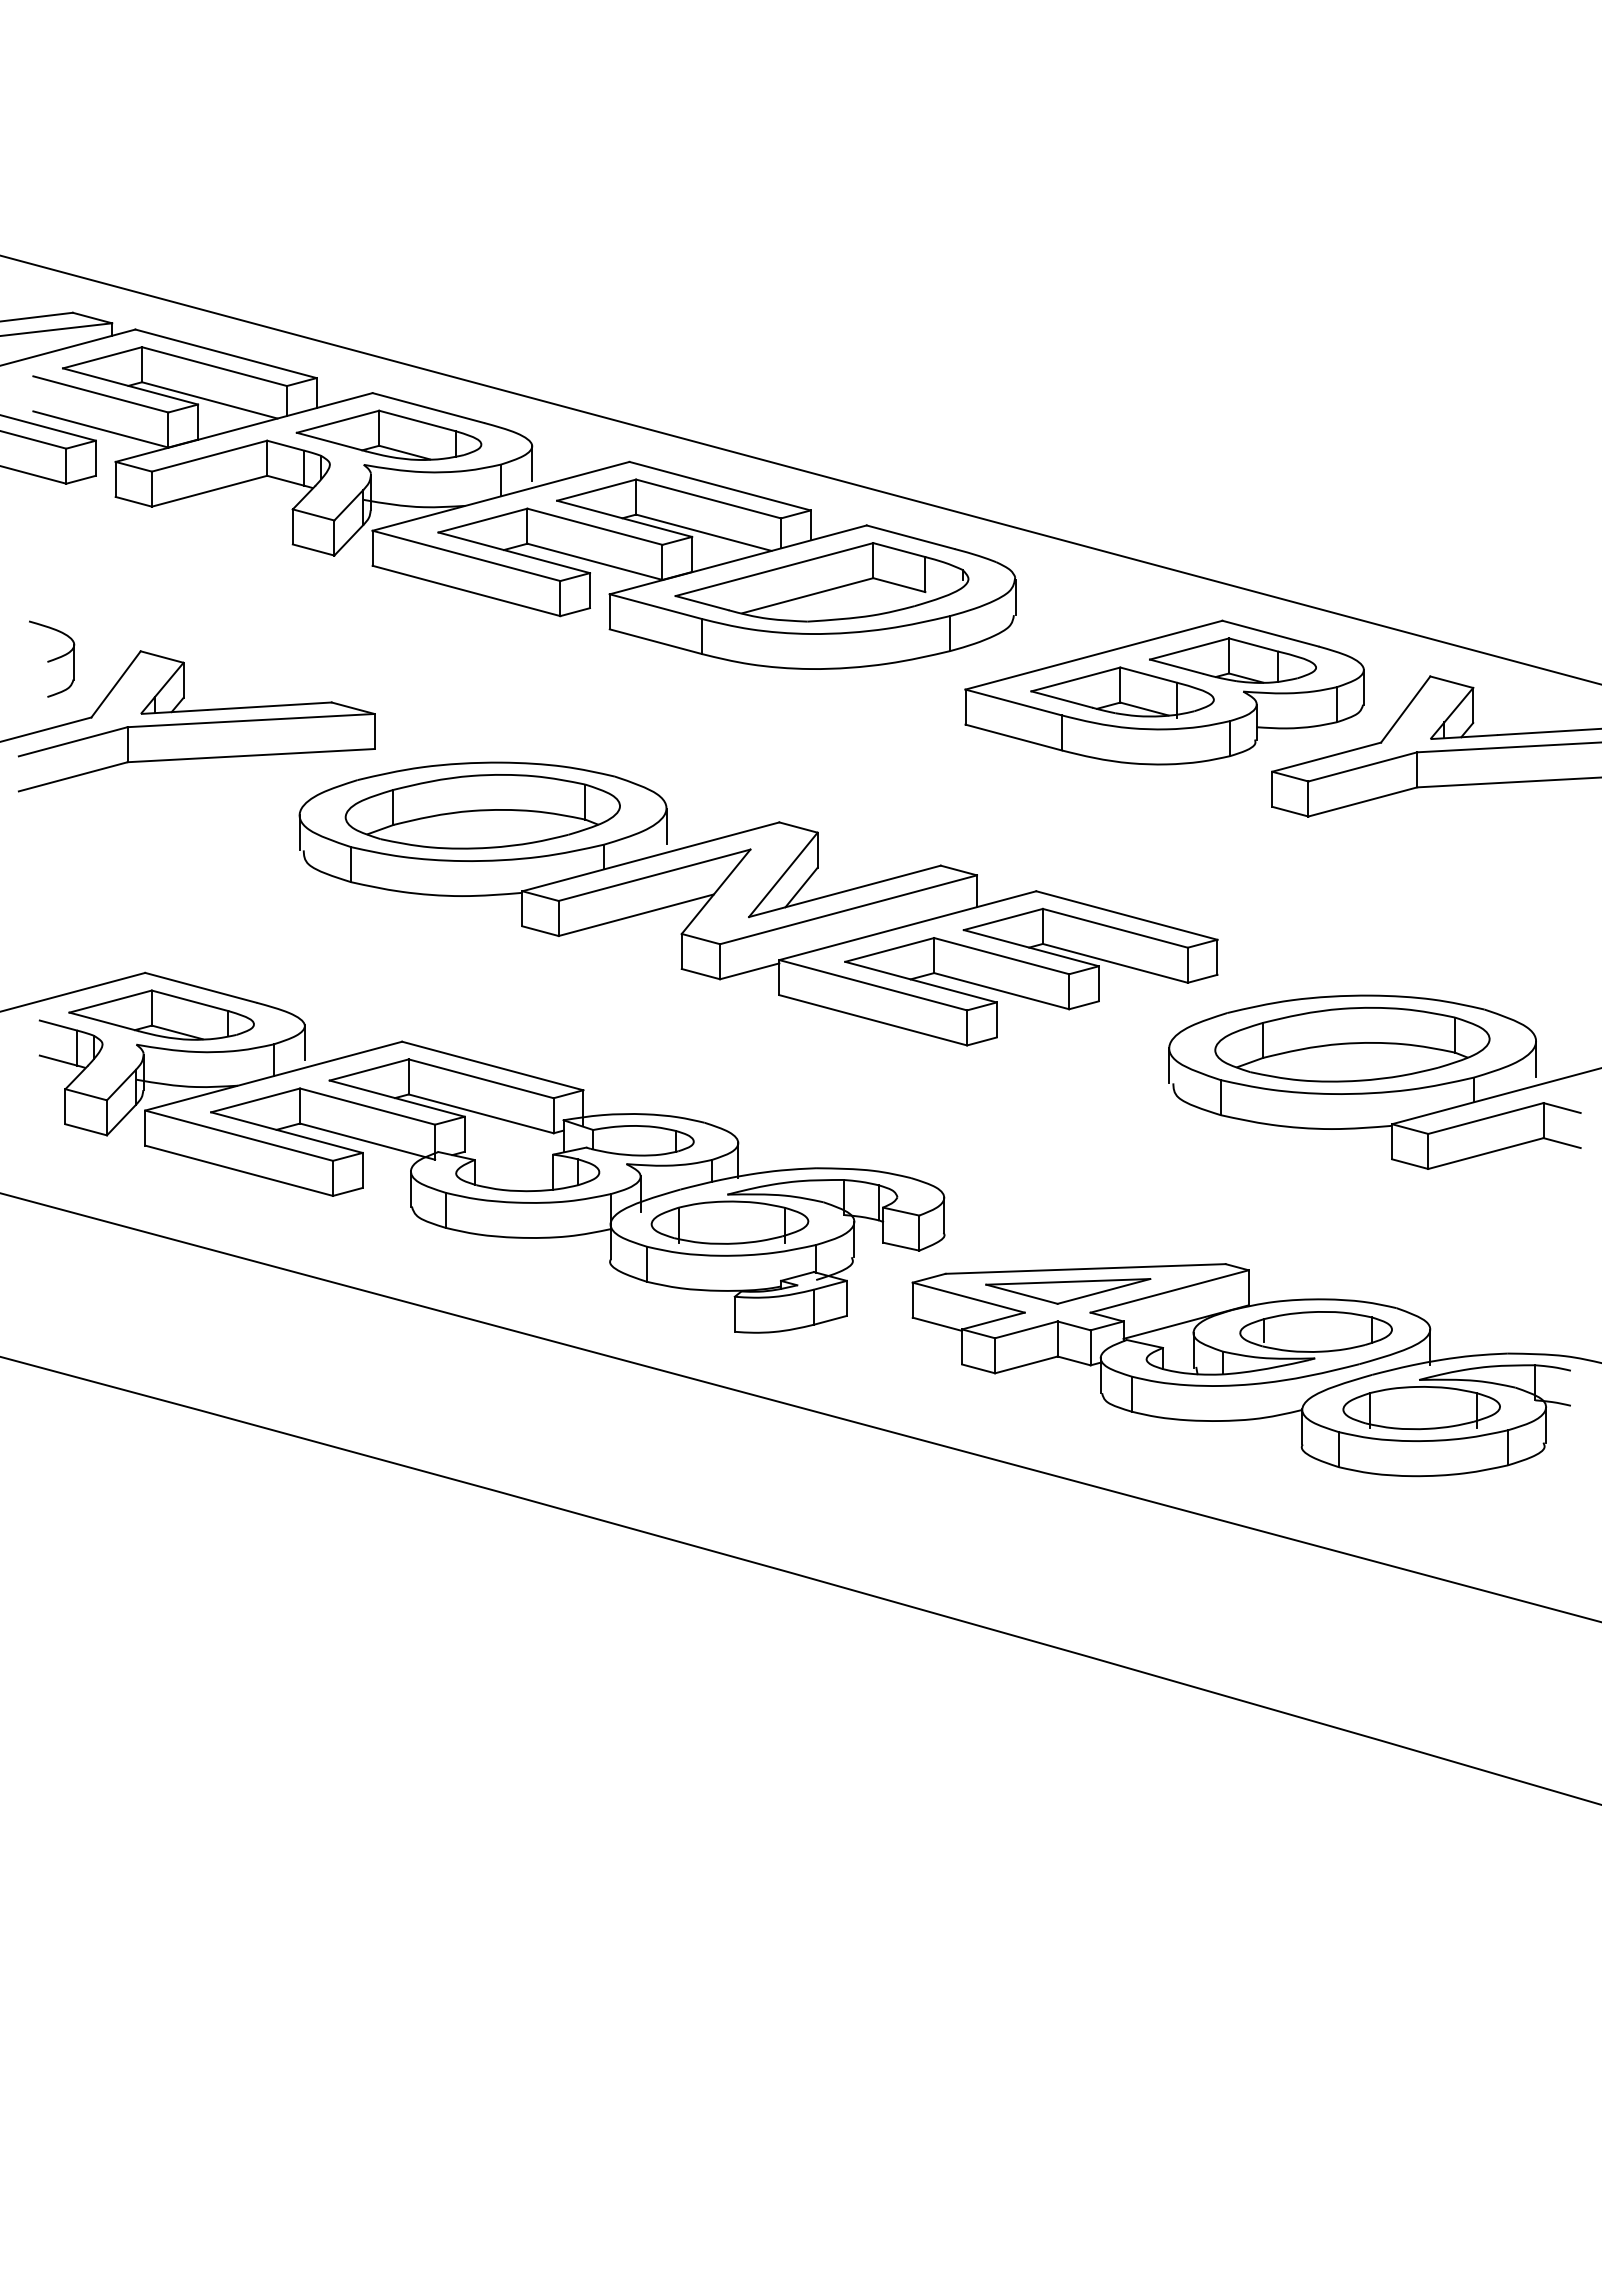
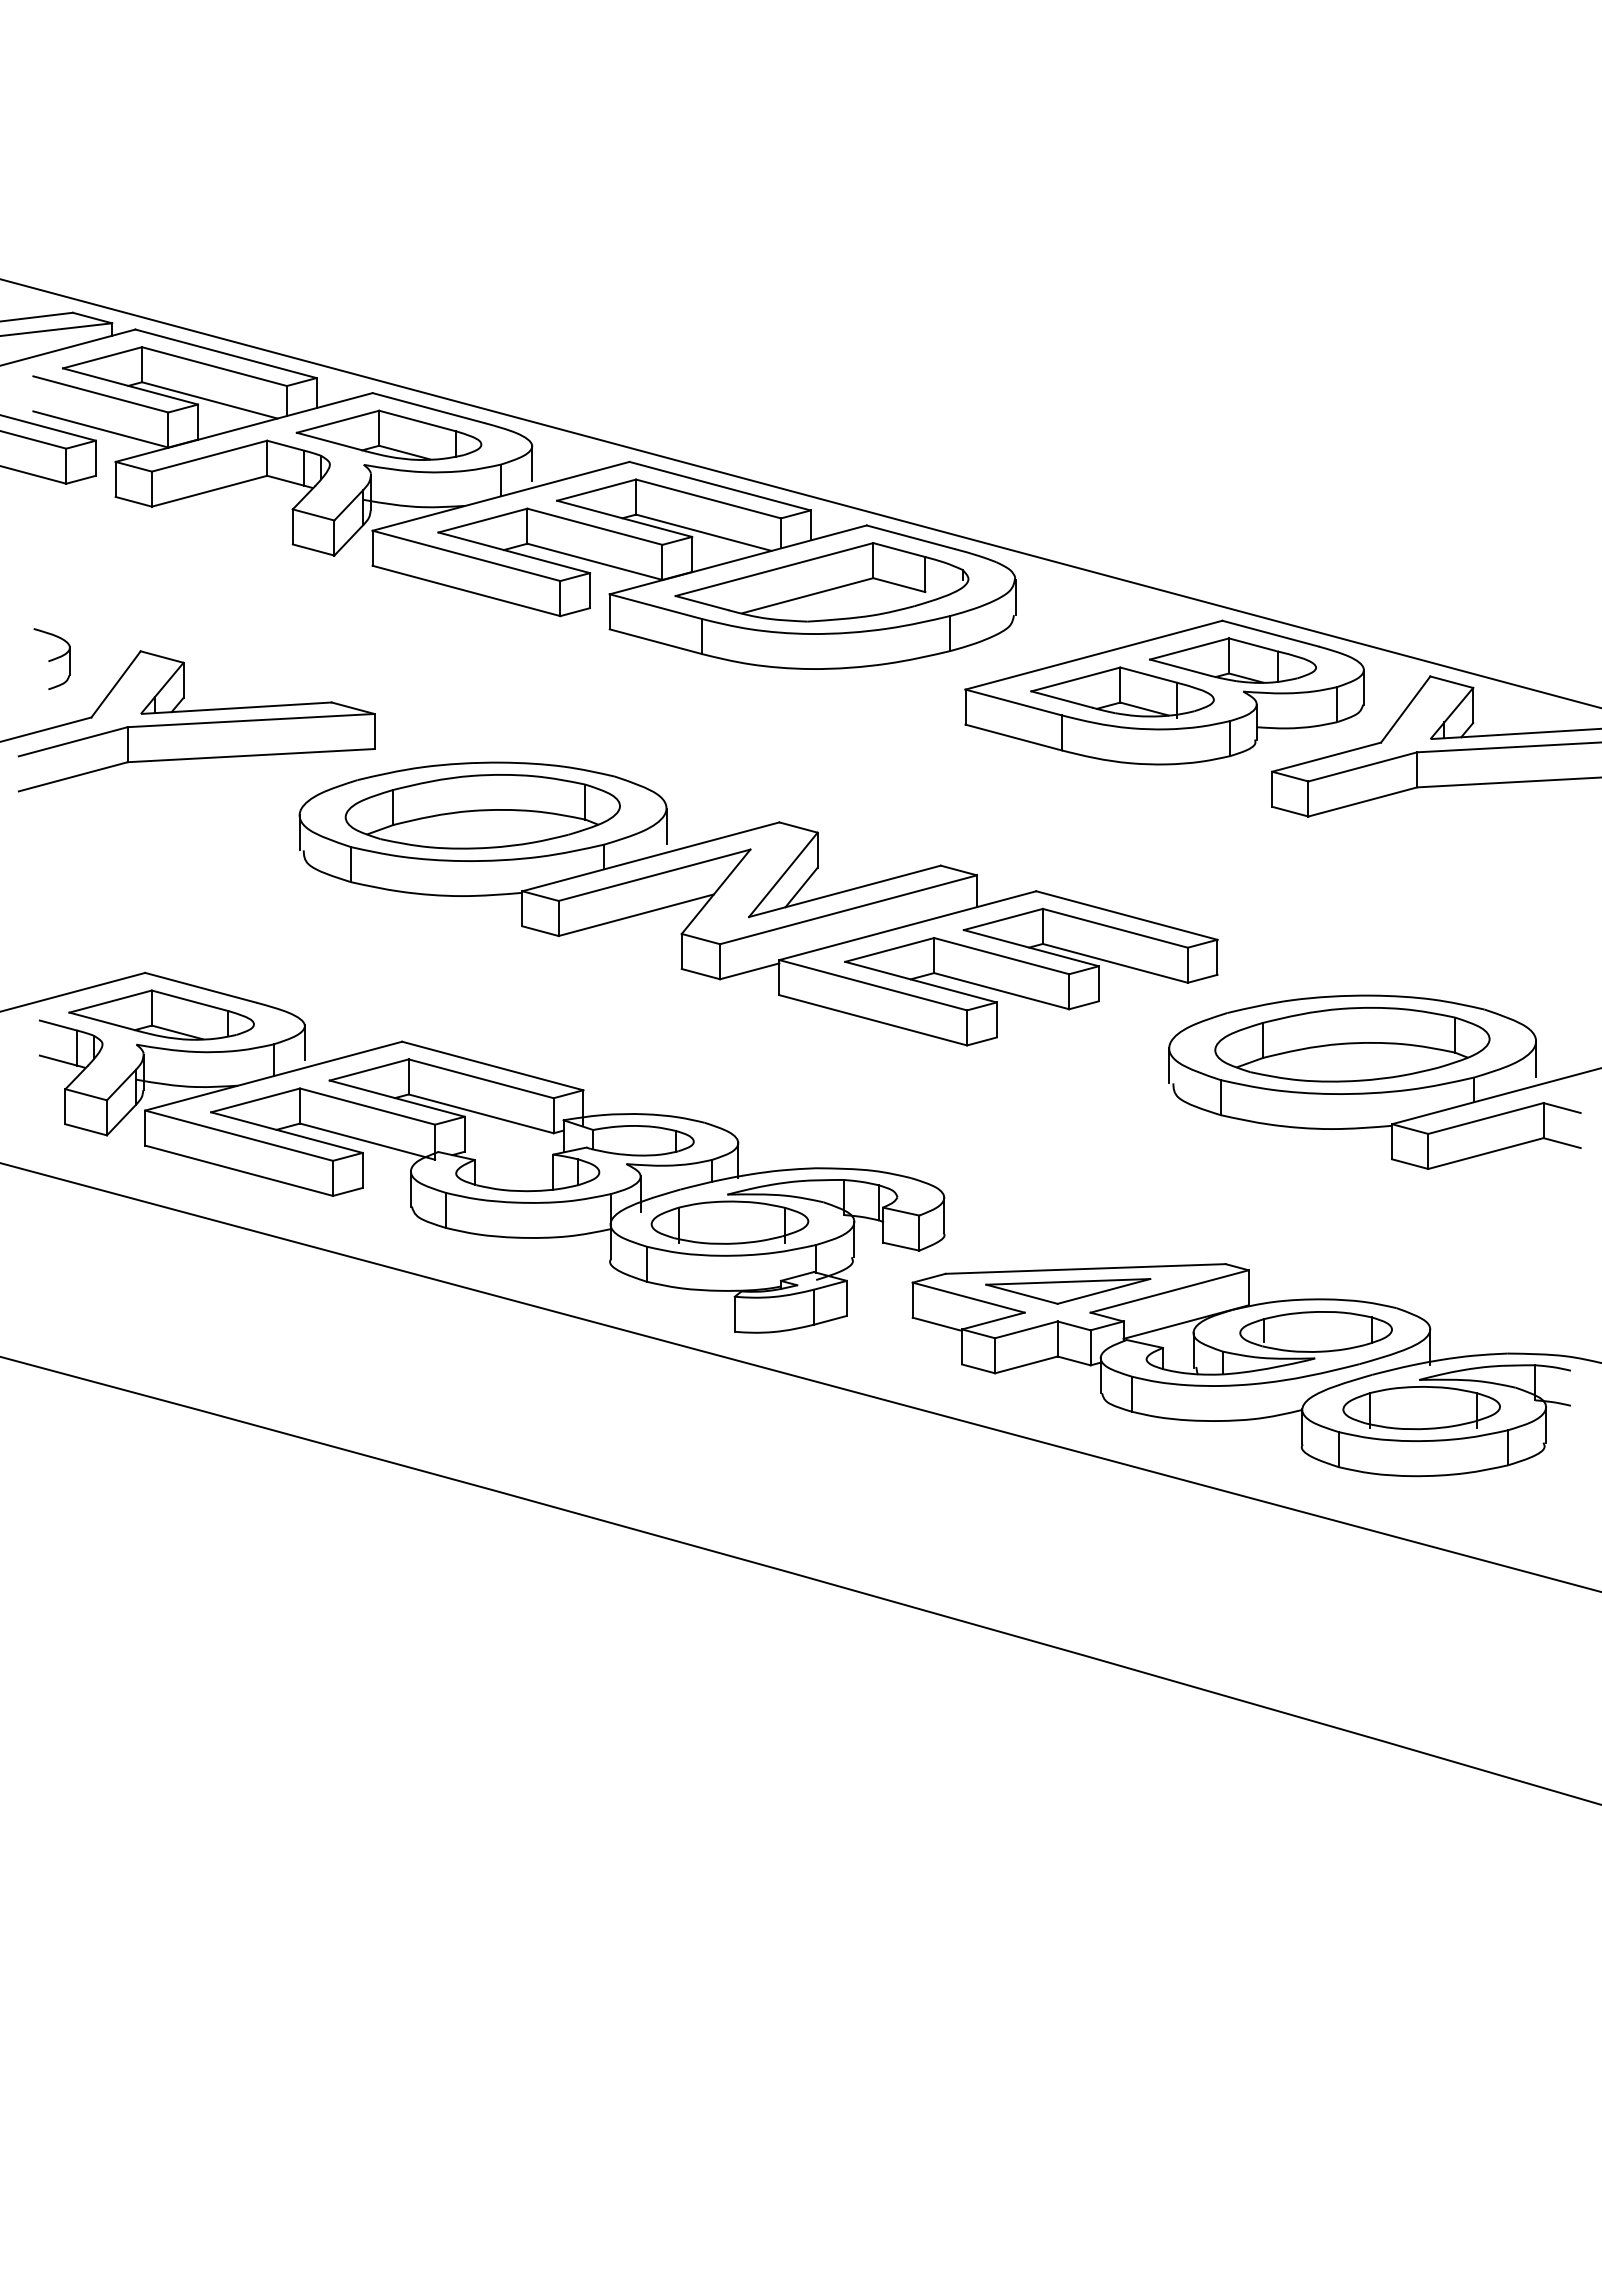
line position: (800, 469) -> (800, 493) (800, 493)
part size: 47x78 px -> 38x62 px (51, 658)
line position: (800, 1407) -> (800, 1377) (800, 1377)
